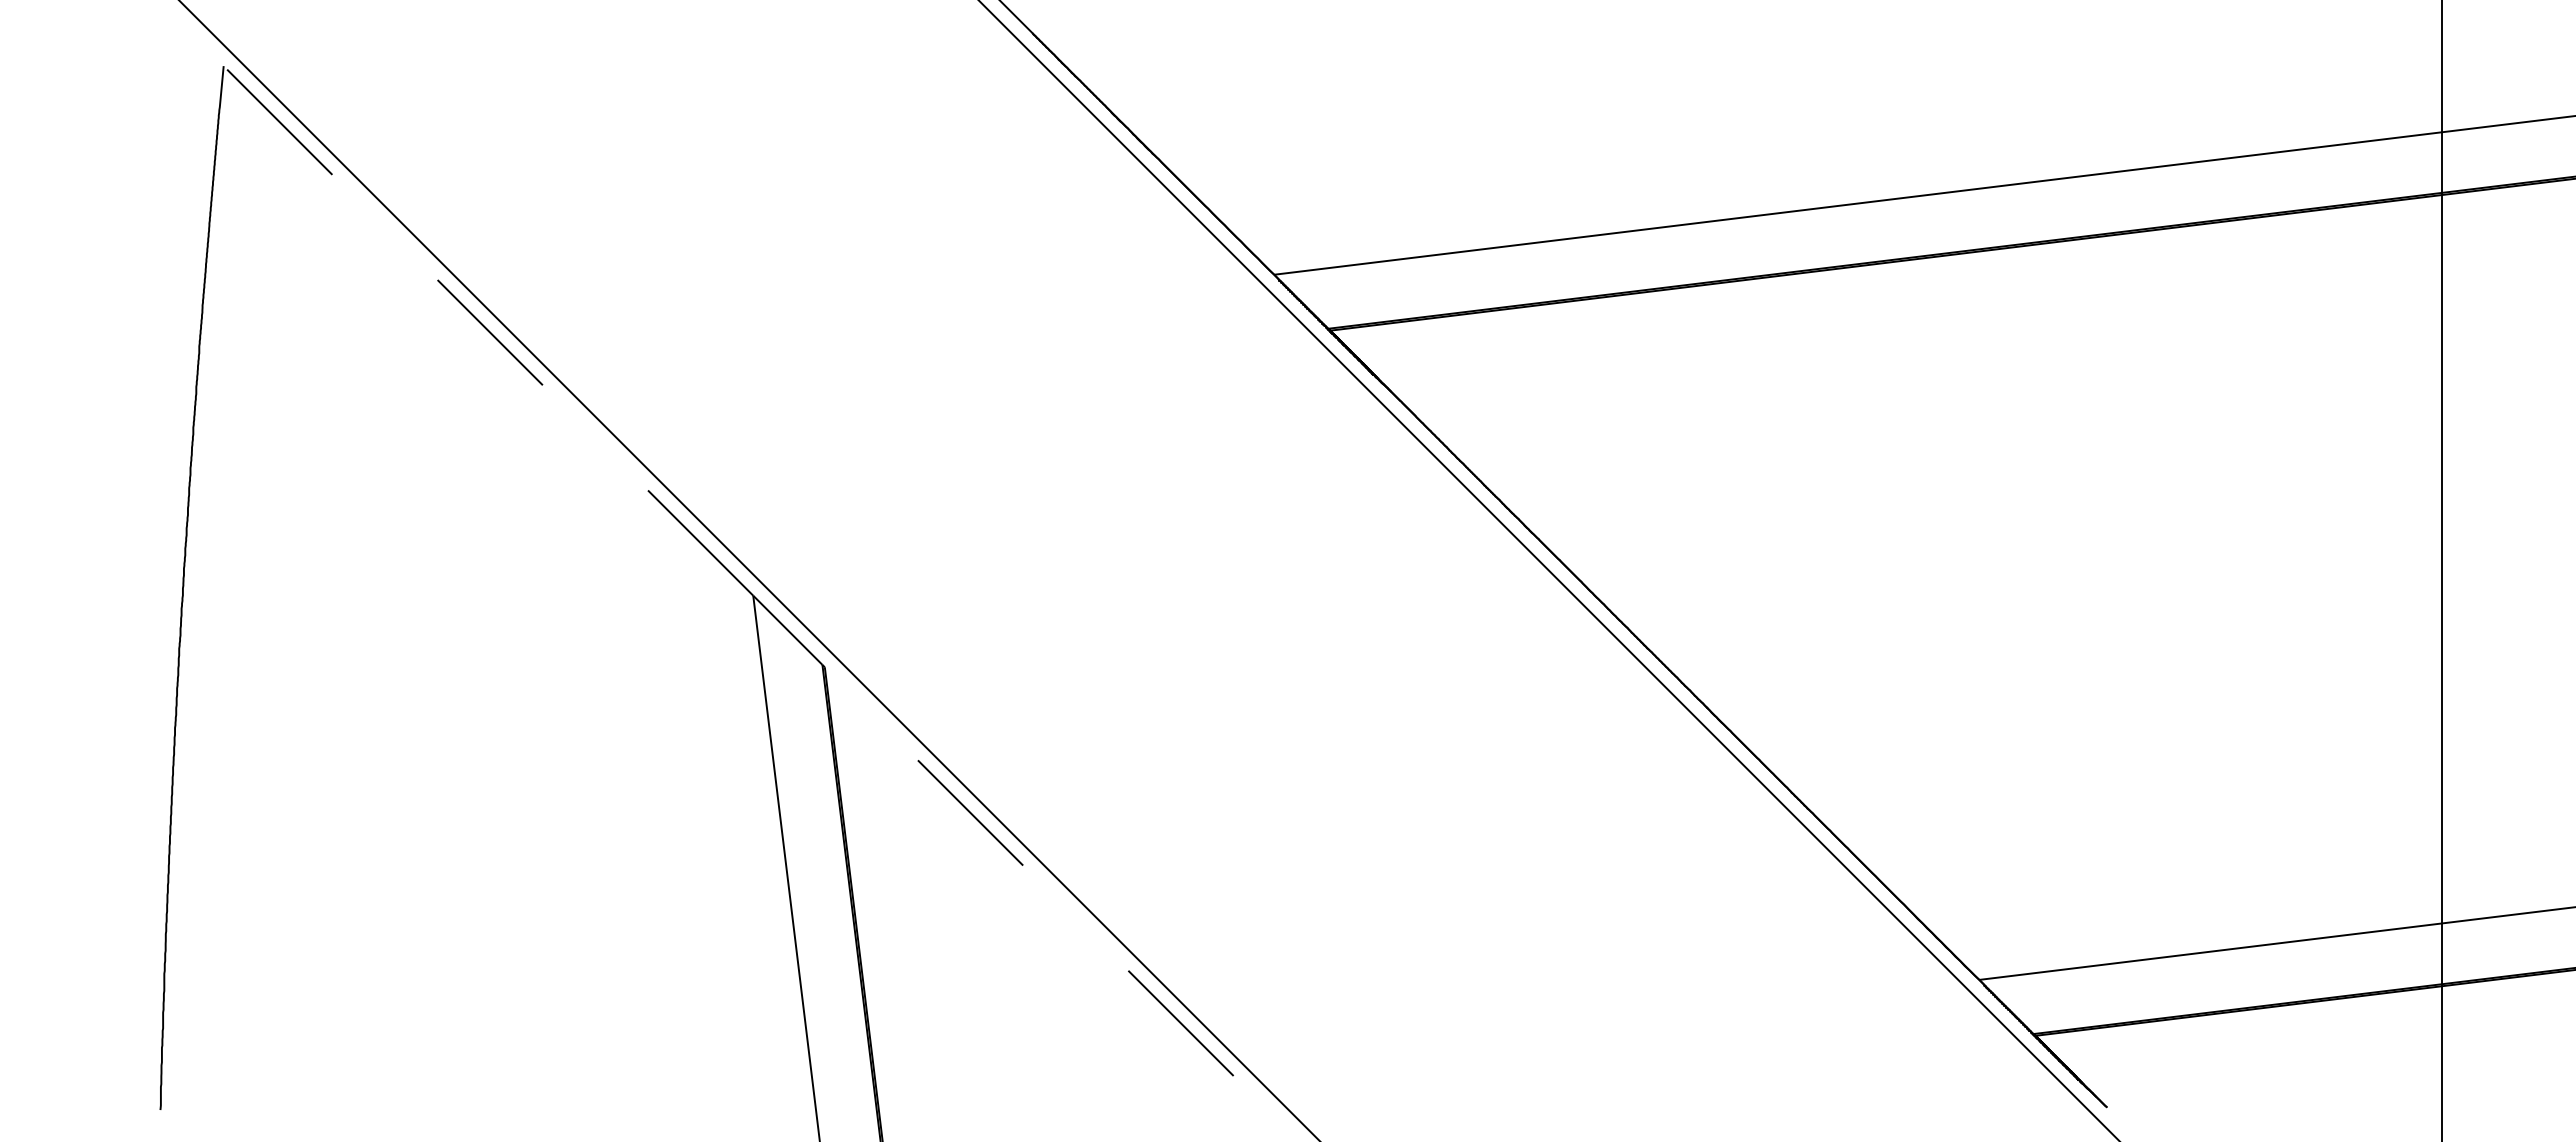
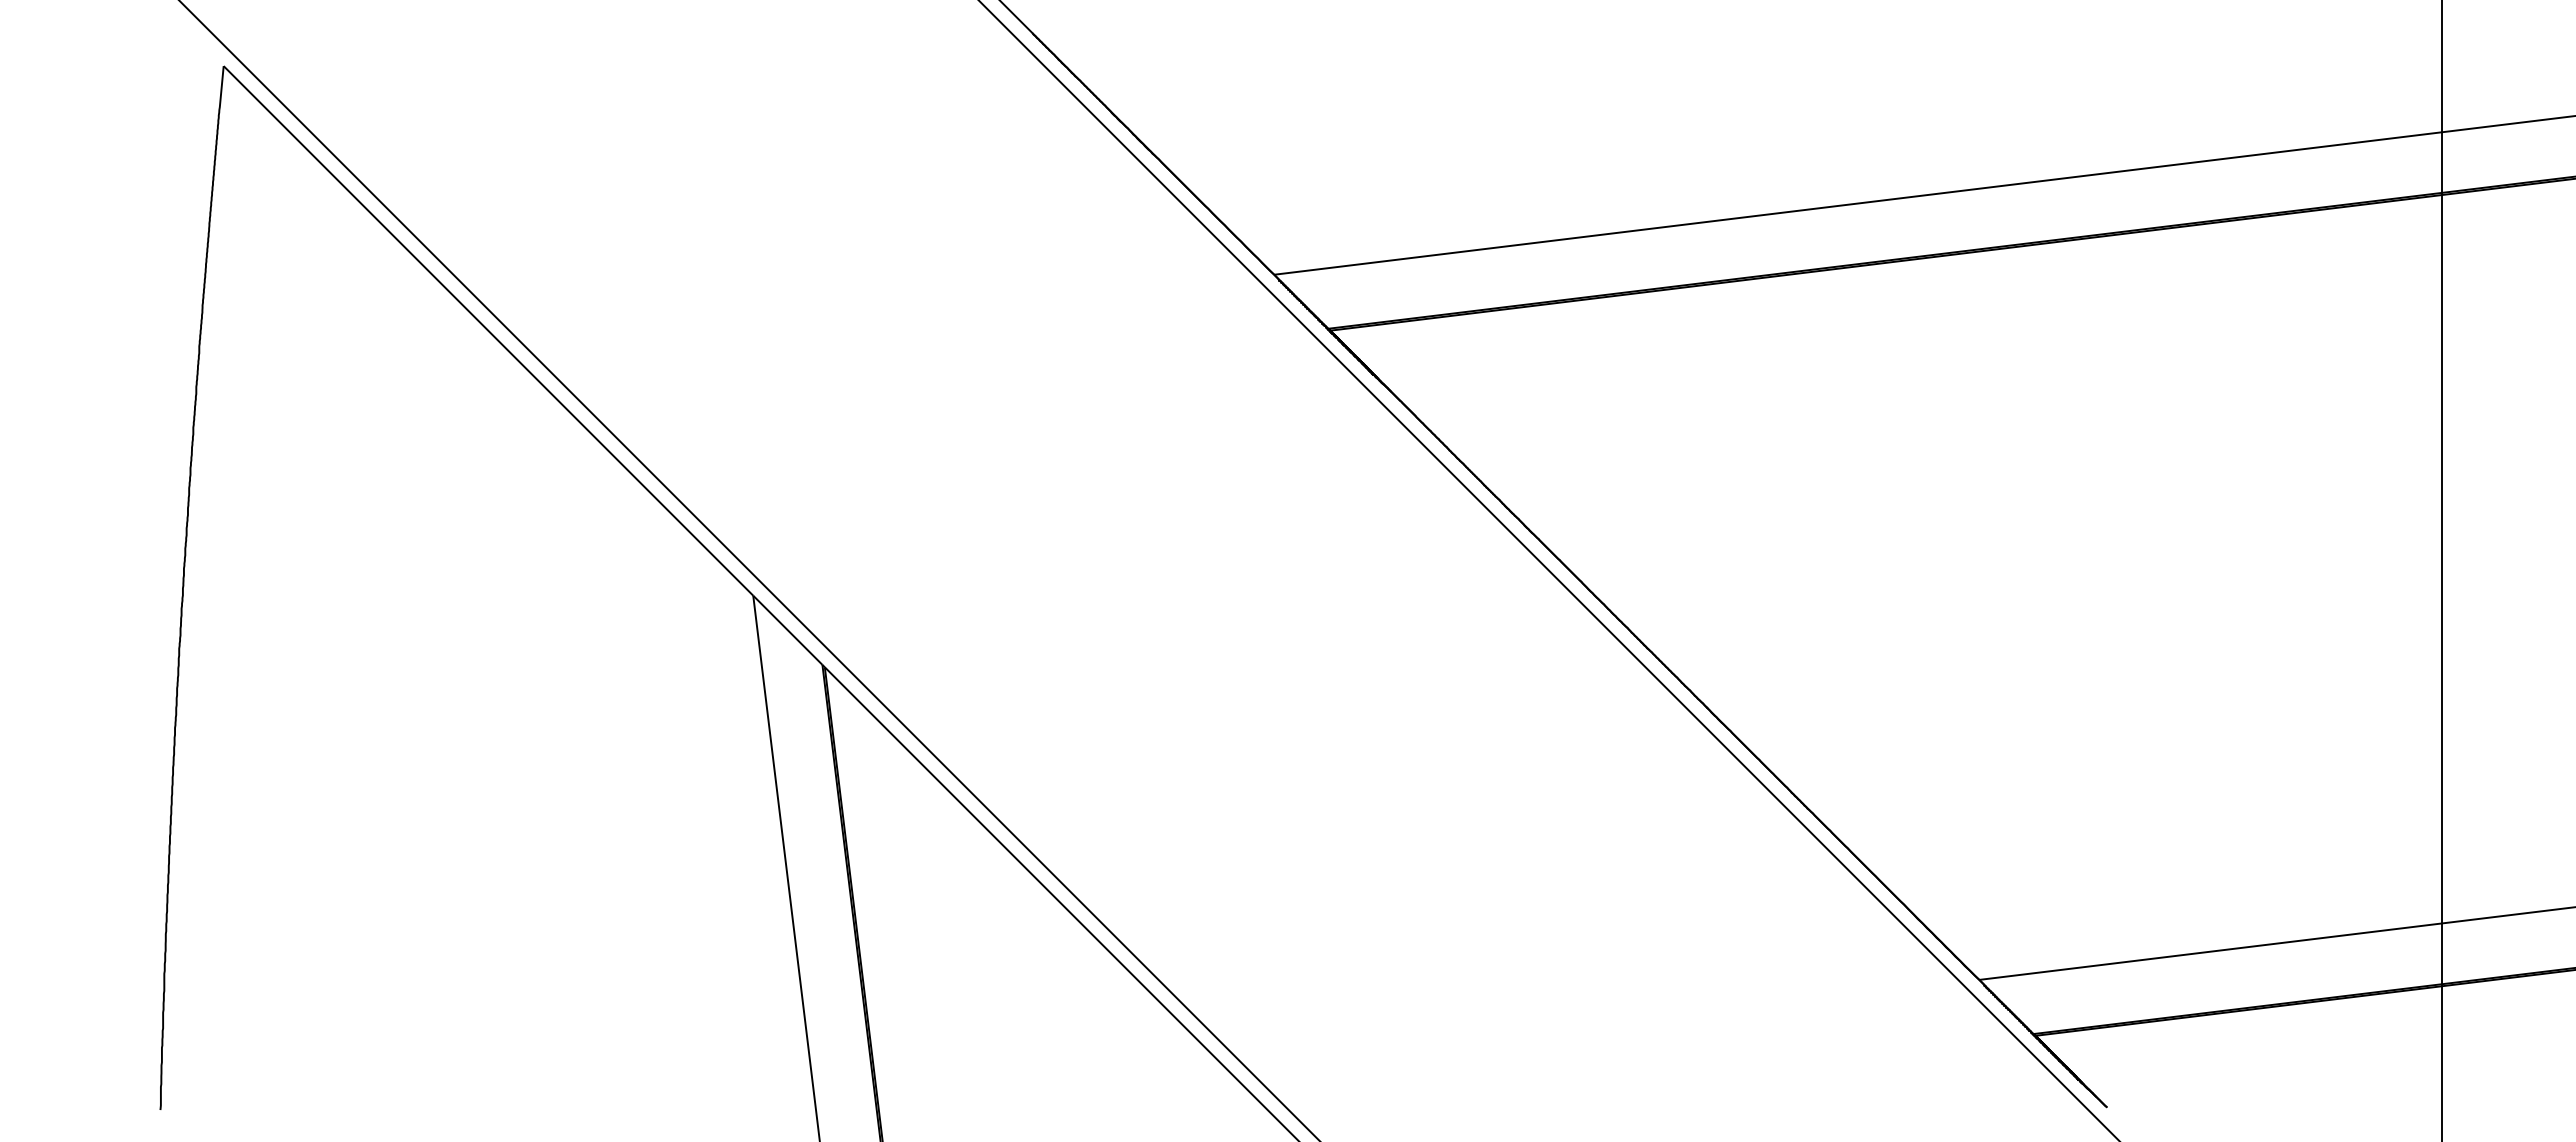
line: dashed -> solid (488, 330)
line: dashed -> solid (1061, 903)
